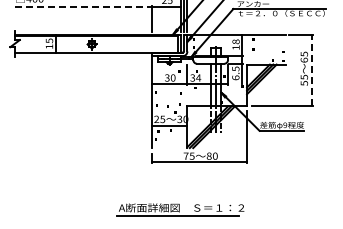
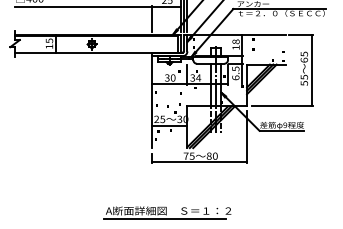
line: dashed -> solid (83, 6)
line: dashed -> solid (311, 70)
part position: (180, 209) -> (167, 212) (167, 212)
